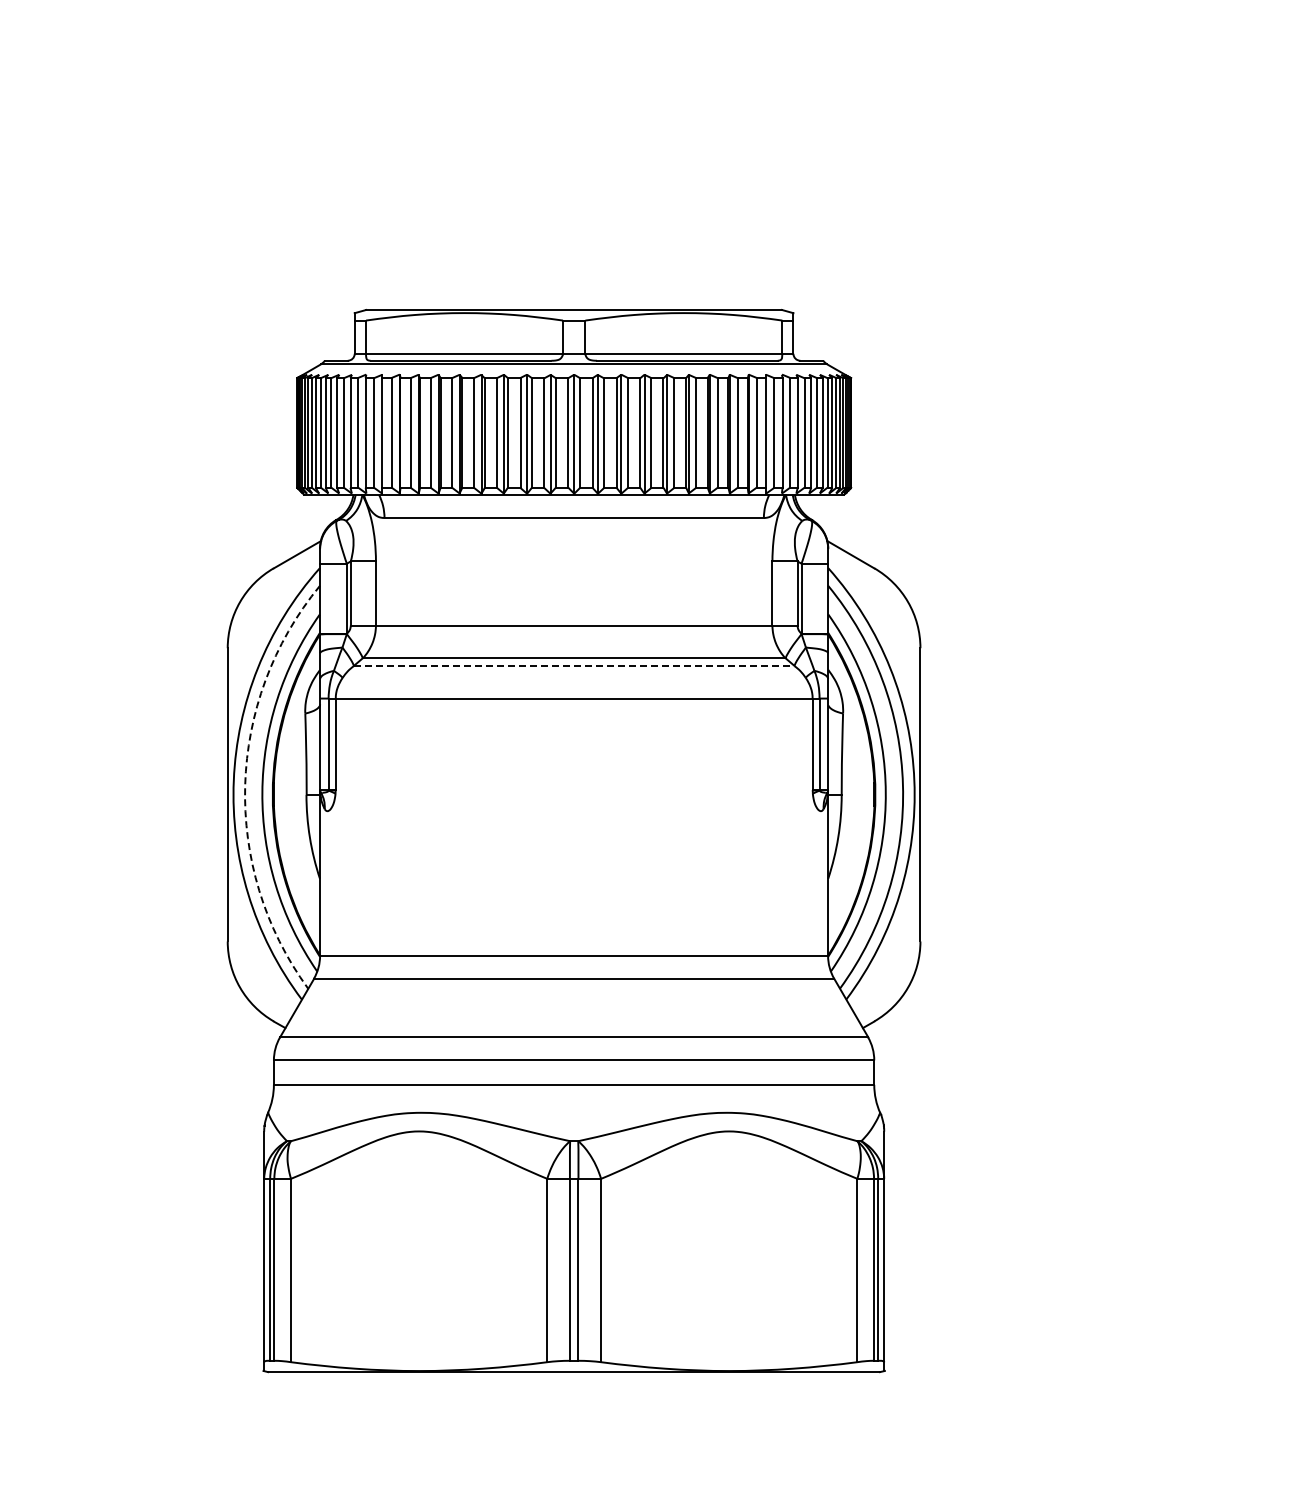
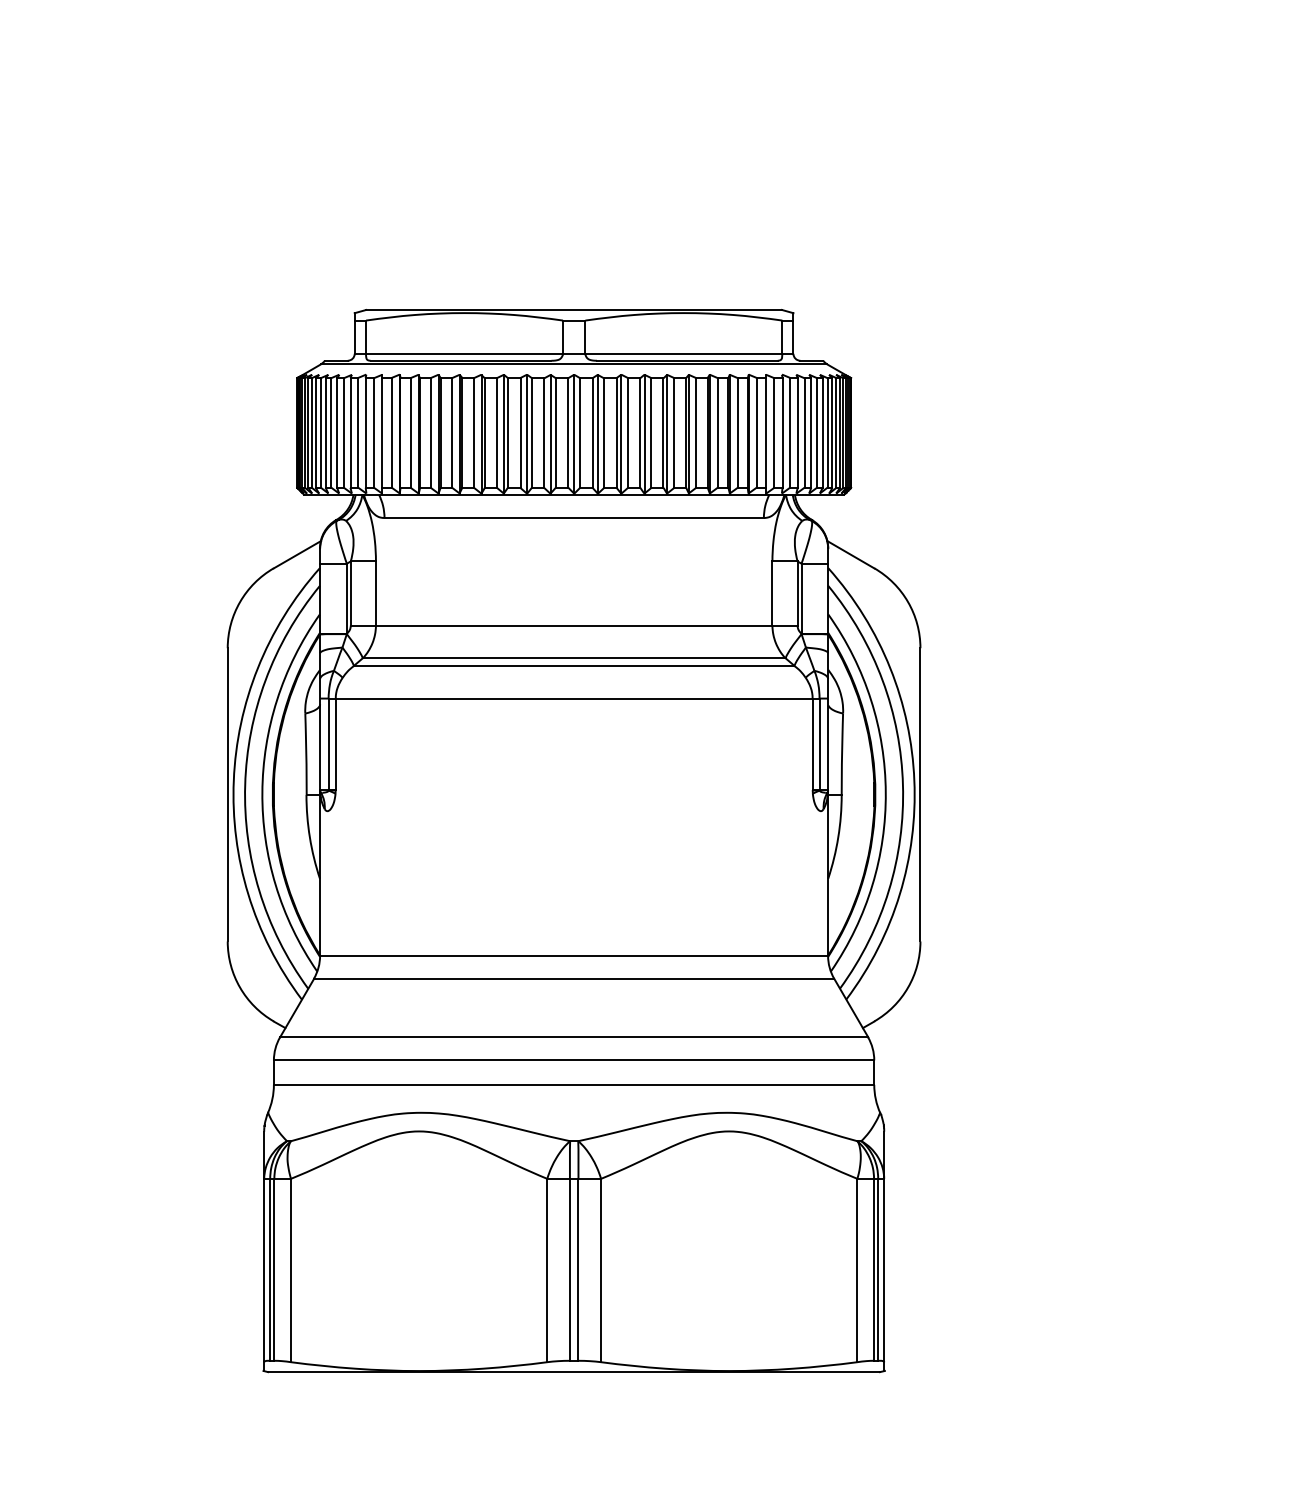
line: dashed -> solid (574, 666)
arc: dashed -> solid (245, 785)
